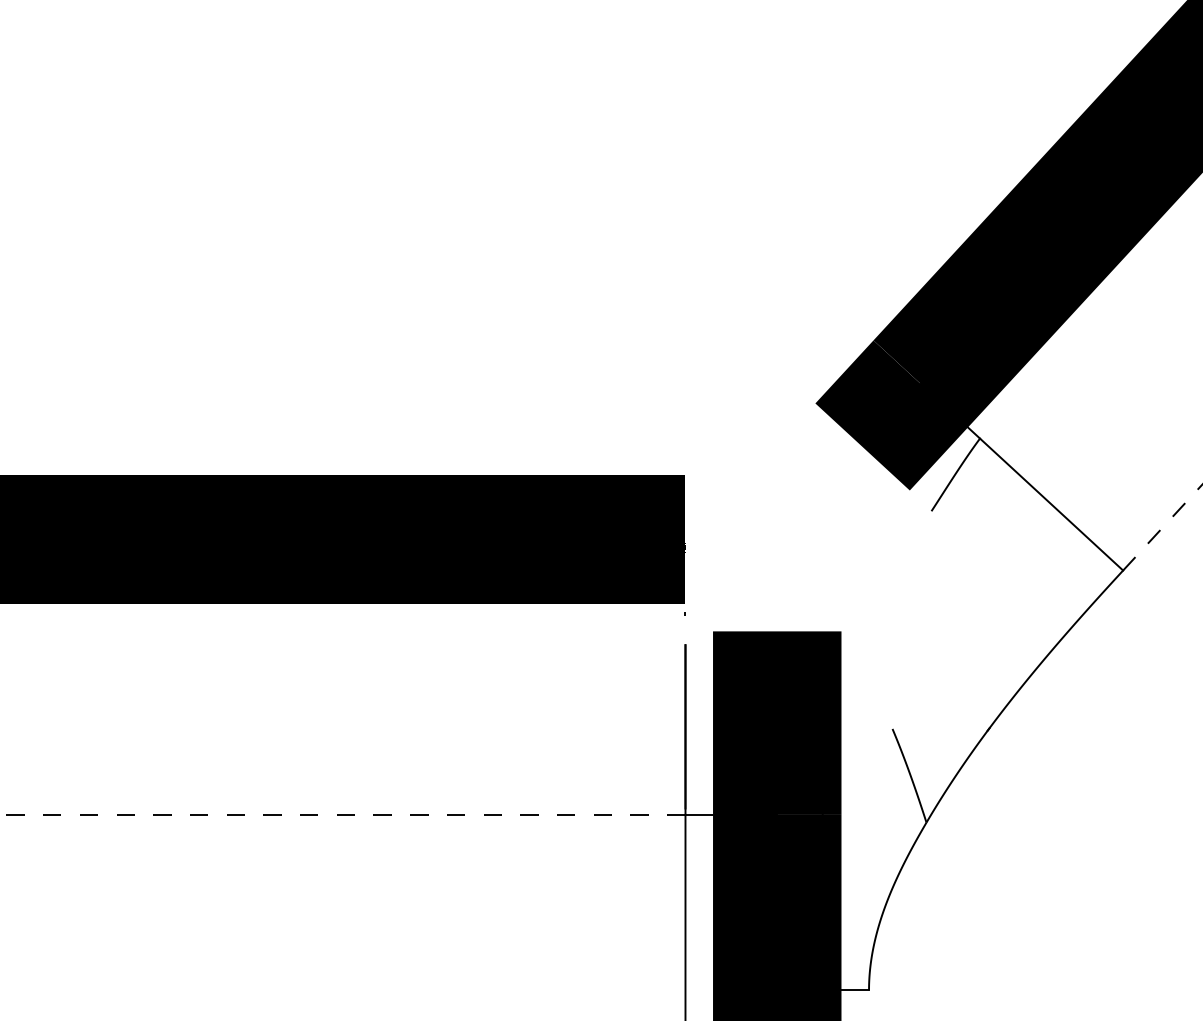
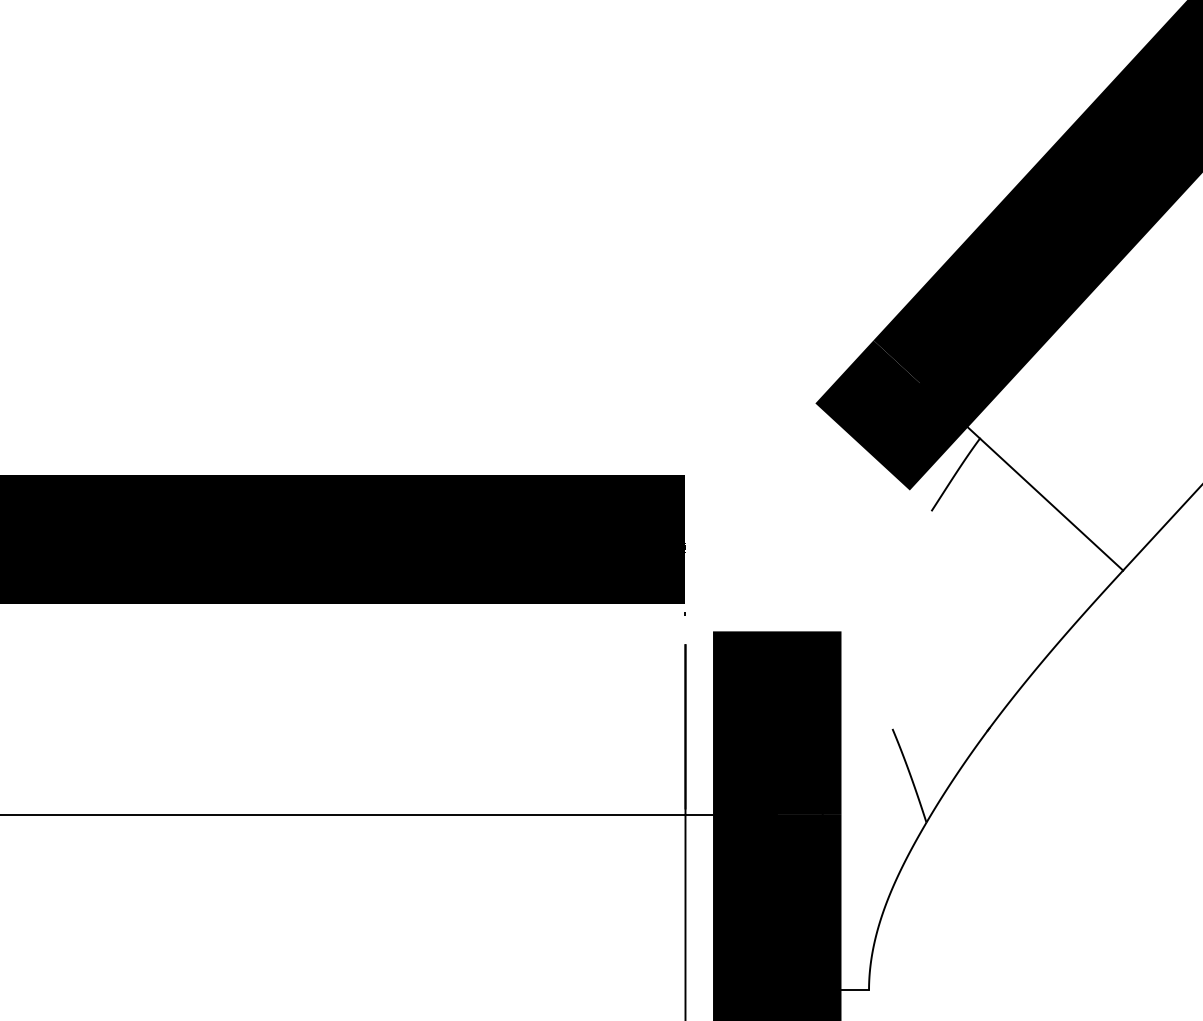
line: dashed -> solid (1162, 527)
line: dashed -> solid (343, 814)
